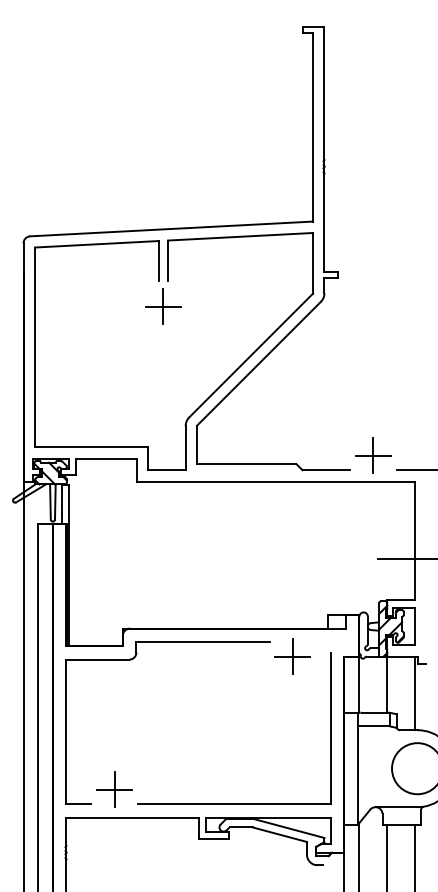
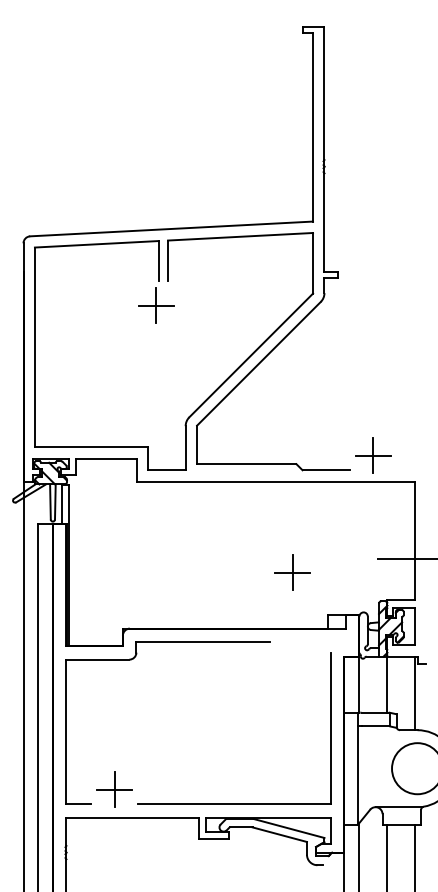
part position: (163, 306) -> (156, 305) (156, 305)
line: present -> none (415, 470)
part position: (292, 656) -> (292, 572) (292, 572)
